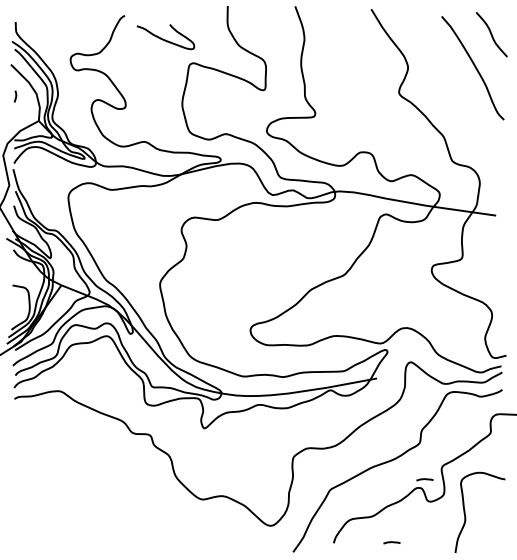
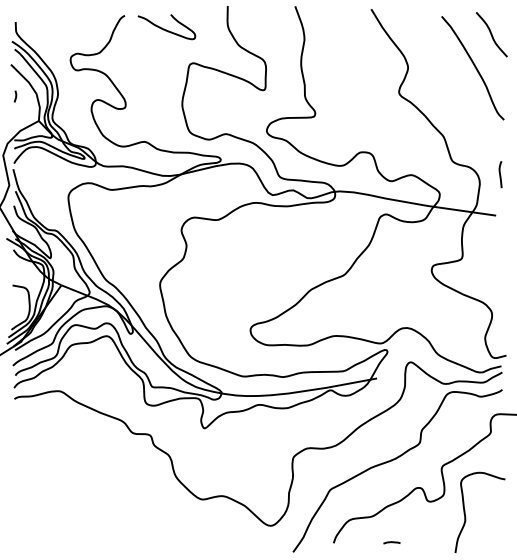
curve position: (165, 39) -> (166, 29) (166, 29)
curve: none -> present (500, 174)
line: present -> none (424, 479)
